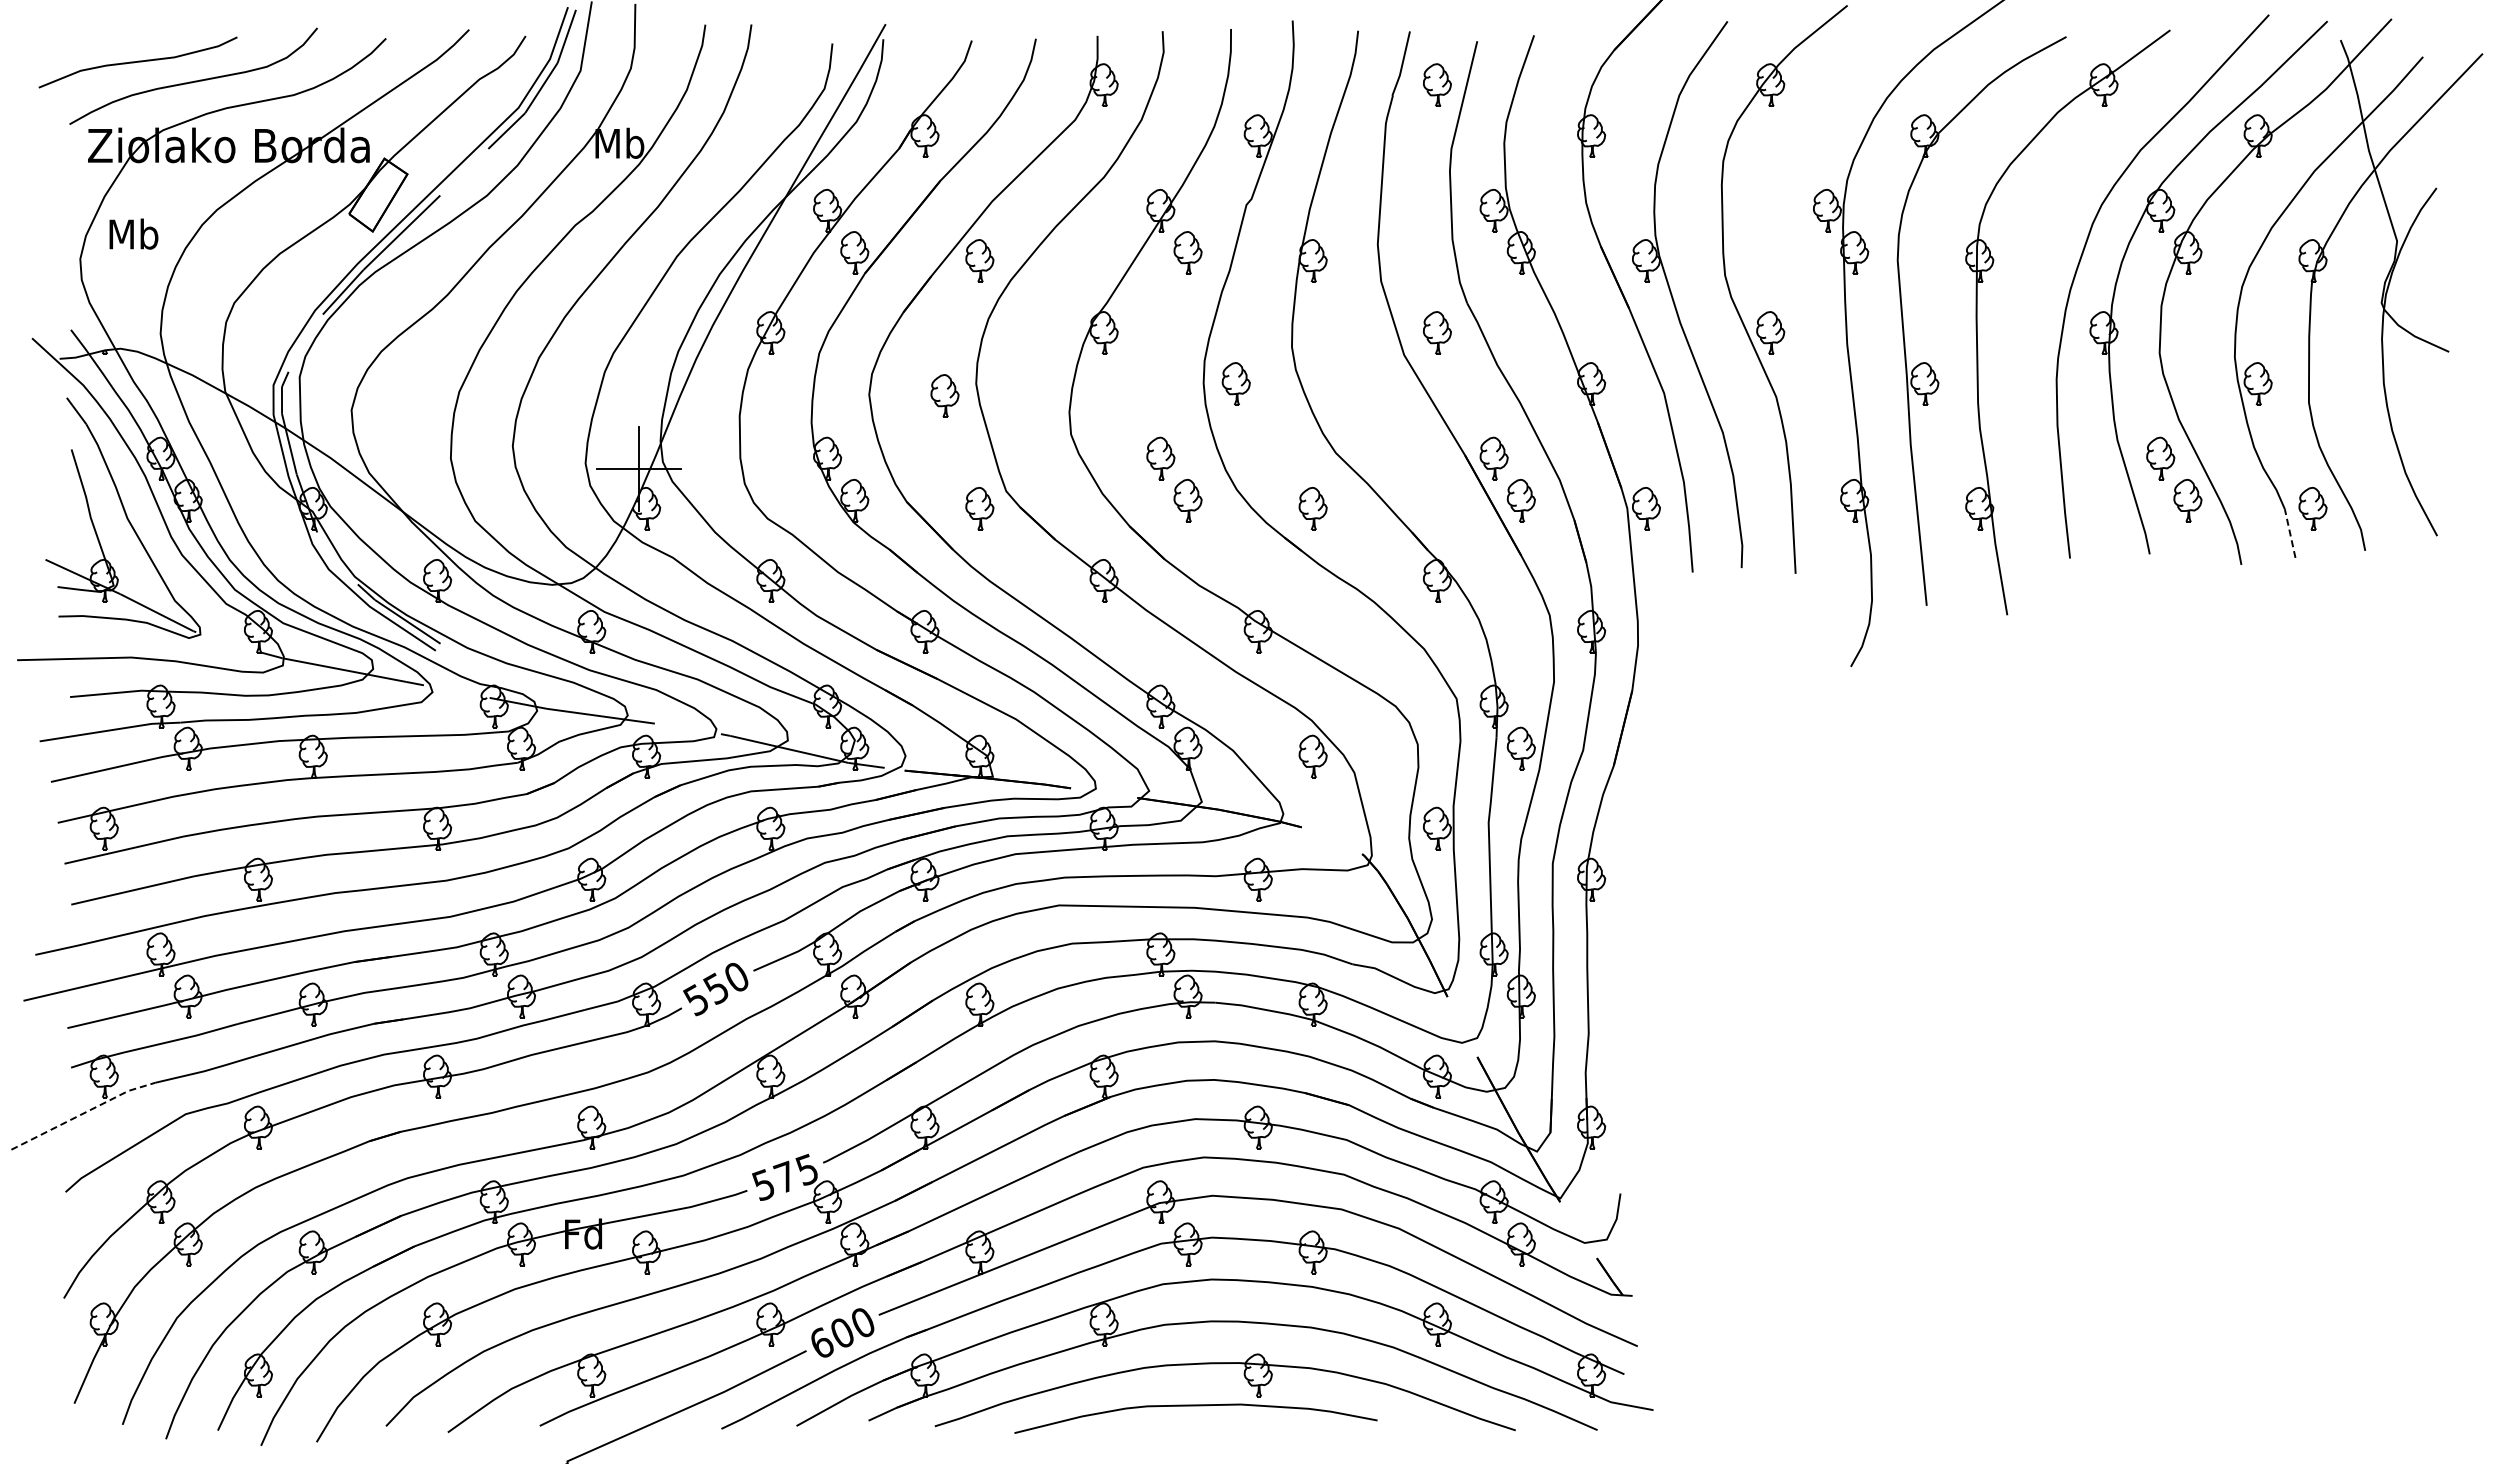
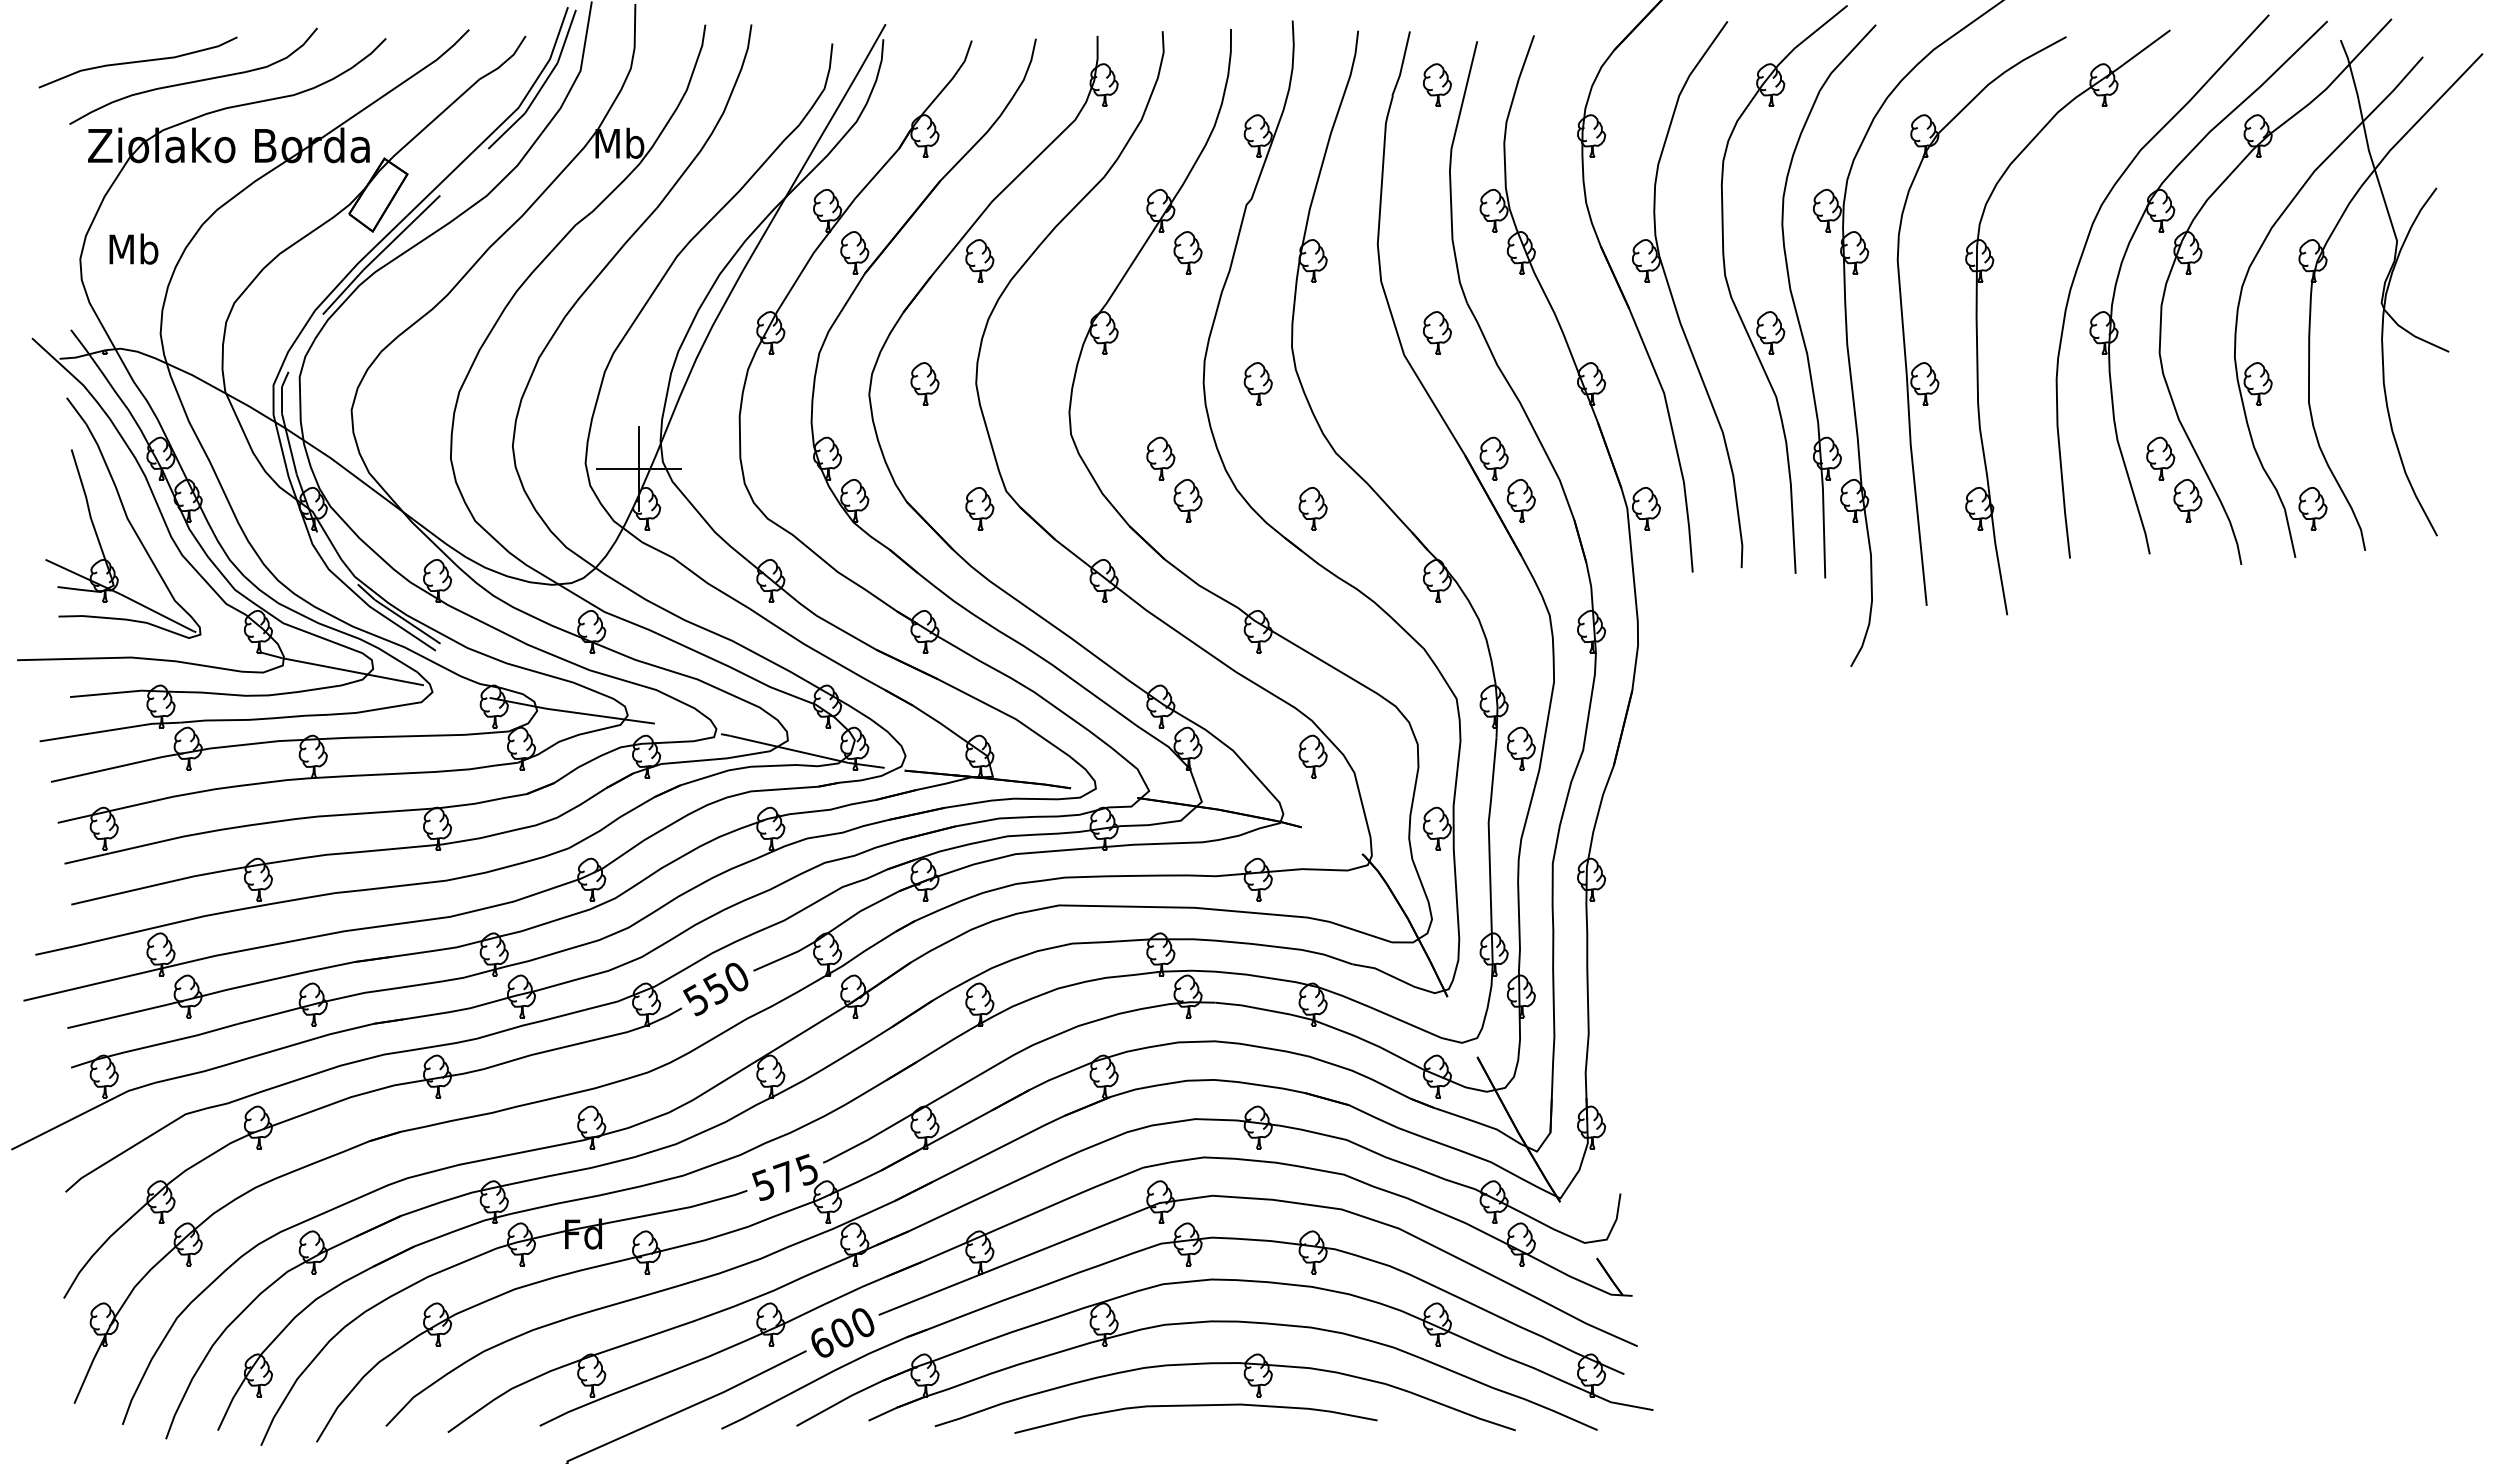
text position: (133, 233) -> (133, 248) (133, 248)
part: none -> present (1796, 308)
part position: (1235, 383) -> (1257, 383) (1257, 383)
part position: (944, 395) -> (924, 383) (924, 383)
line: dashed -> solid (2290, 533)
line: dashed -> solid (83, 1113)
